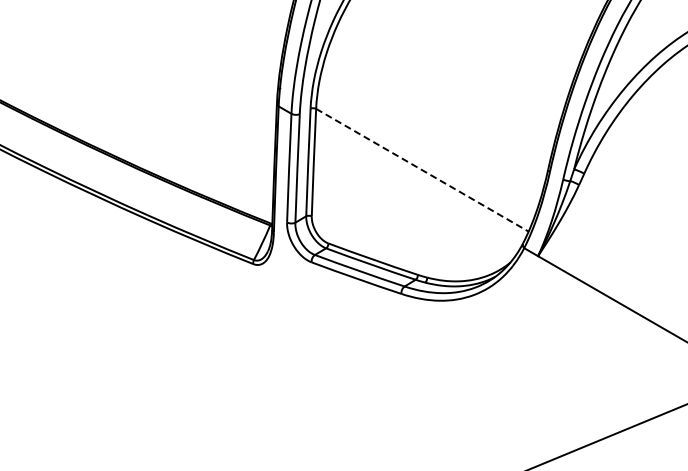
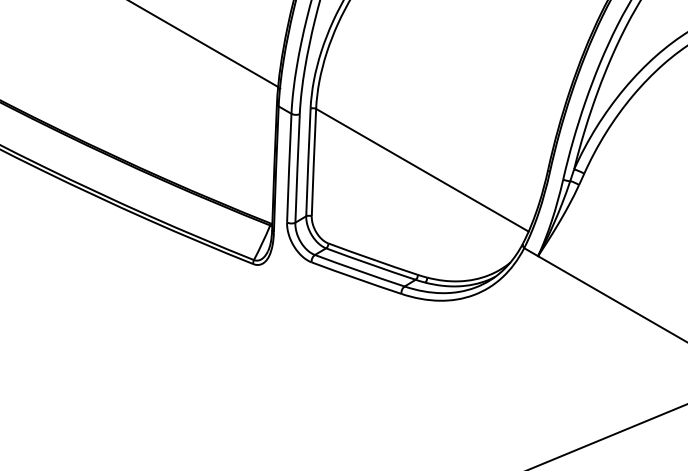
line: none -> present (204, 44)
line: dashed -> solid (422, 170)
